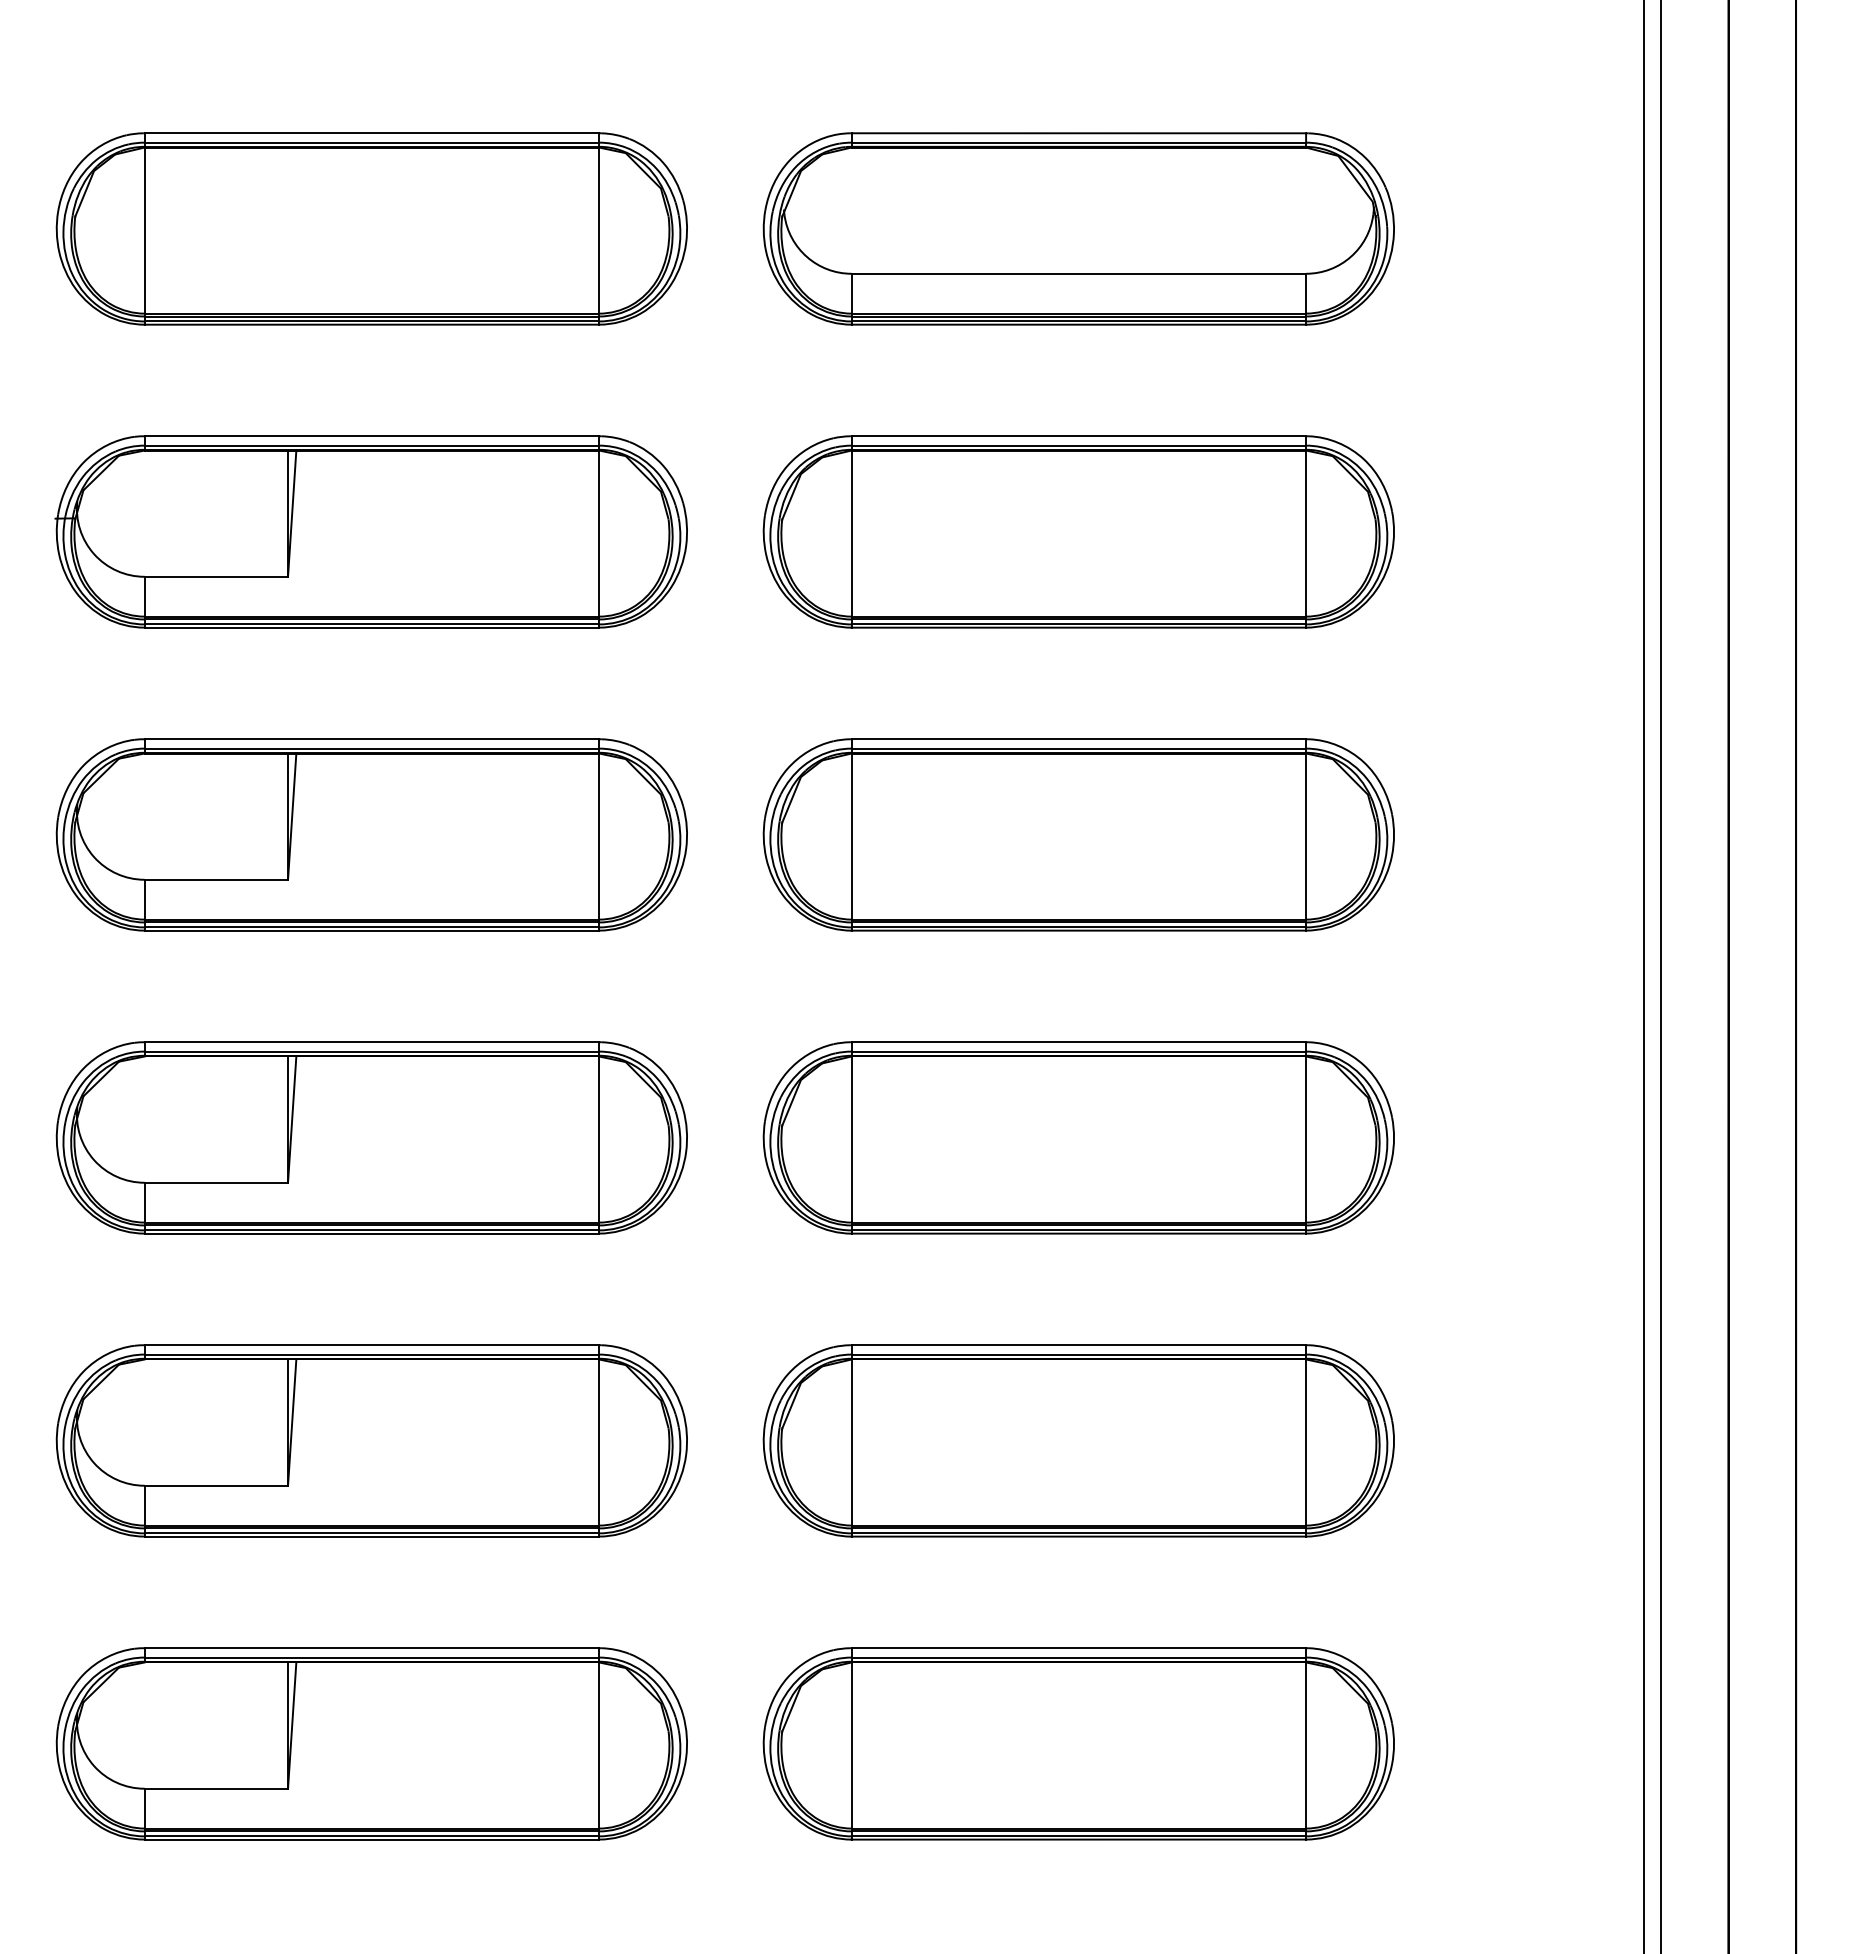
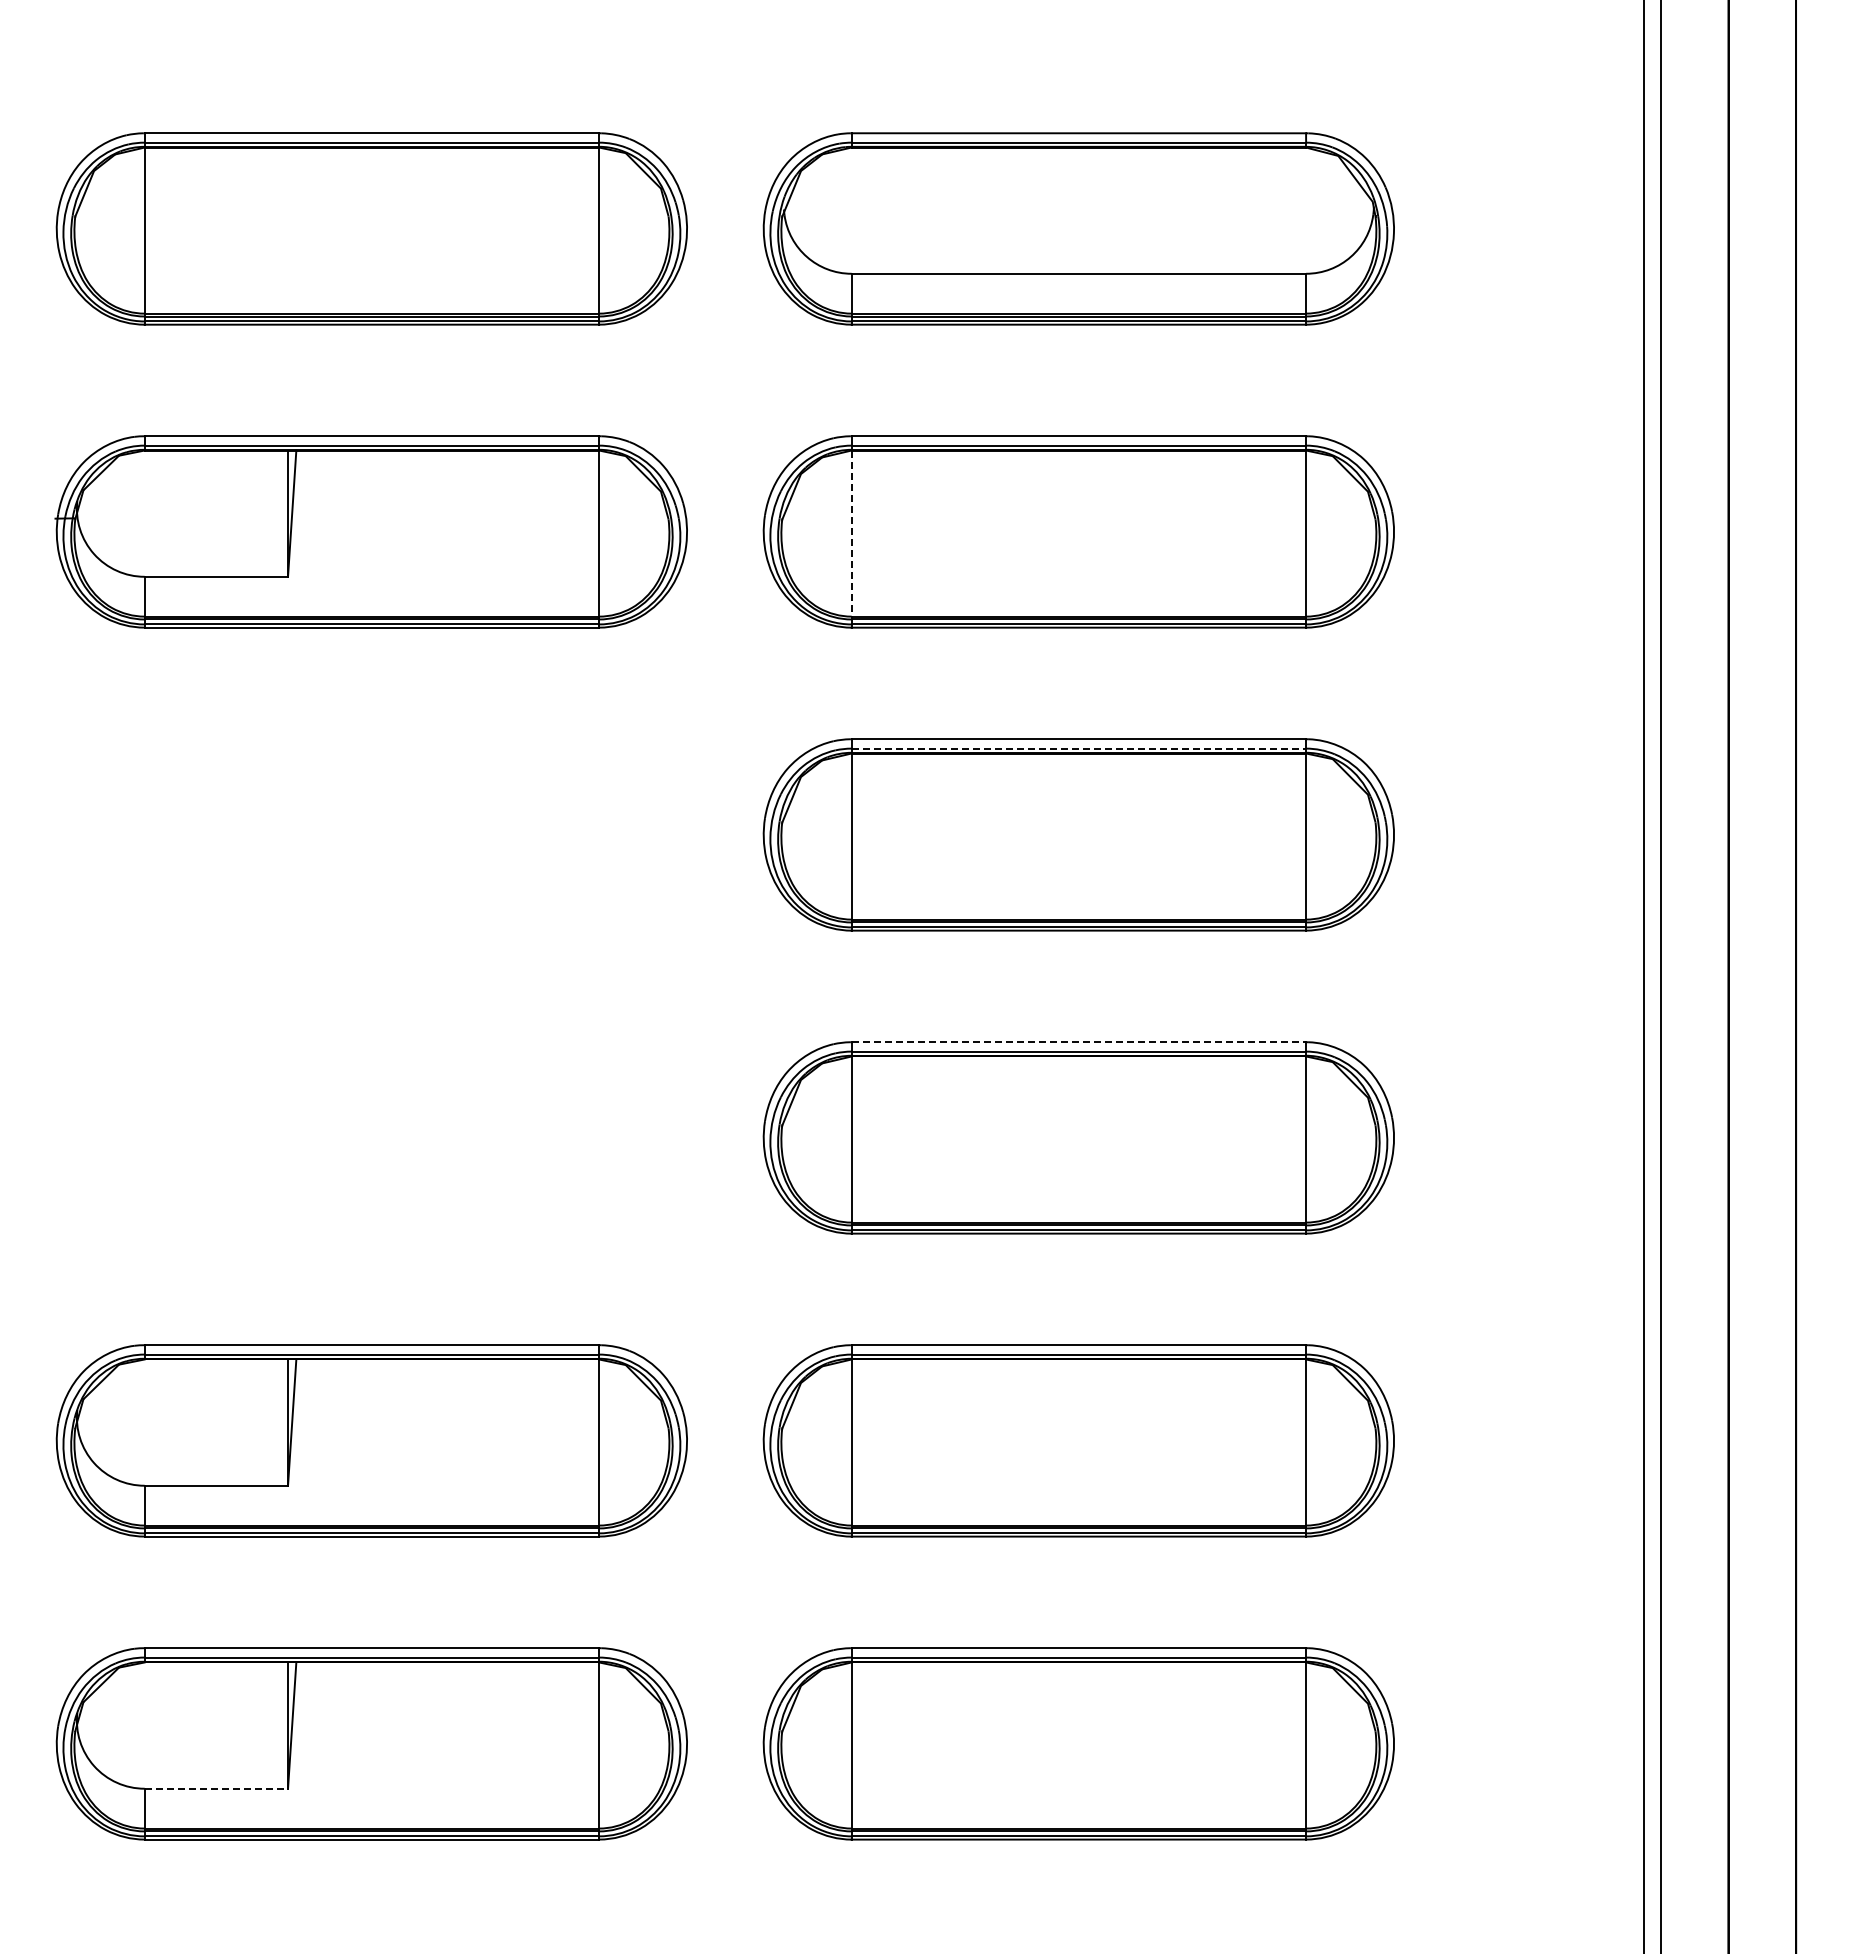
line: solid -> dashed (851, 534)
line: solid -> dashed (1079, 748)
part: present -> none (371, 834)
line: solid -> dashed (1079, 1042)
part: present -> none (371, 1137)
line: solid -> dashed (216, 1788)
